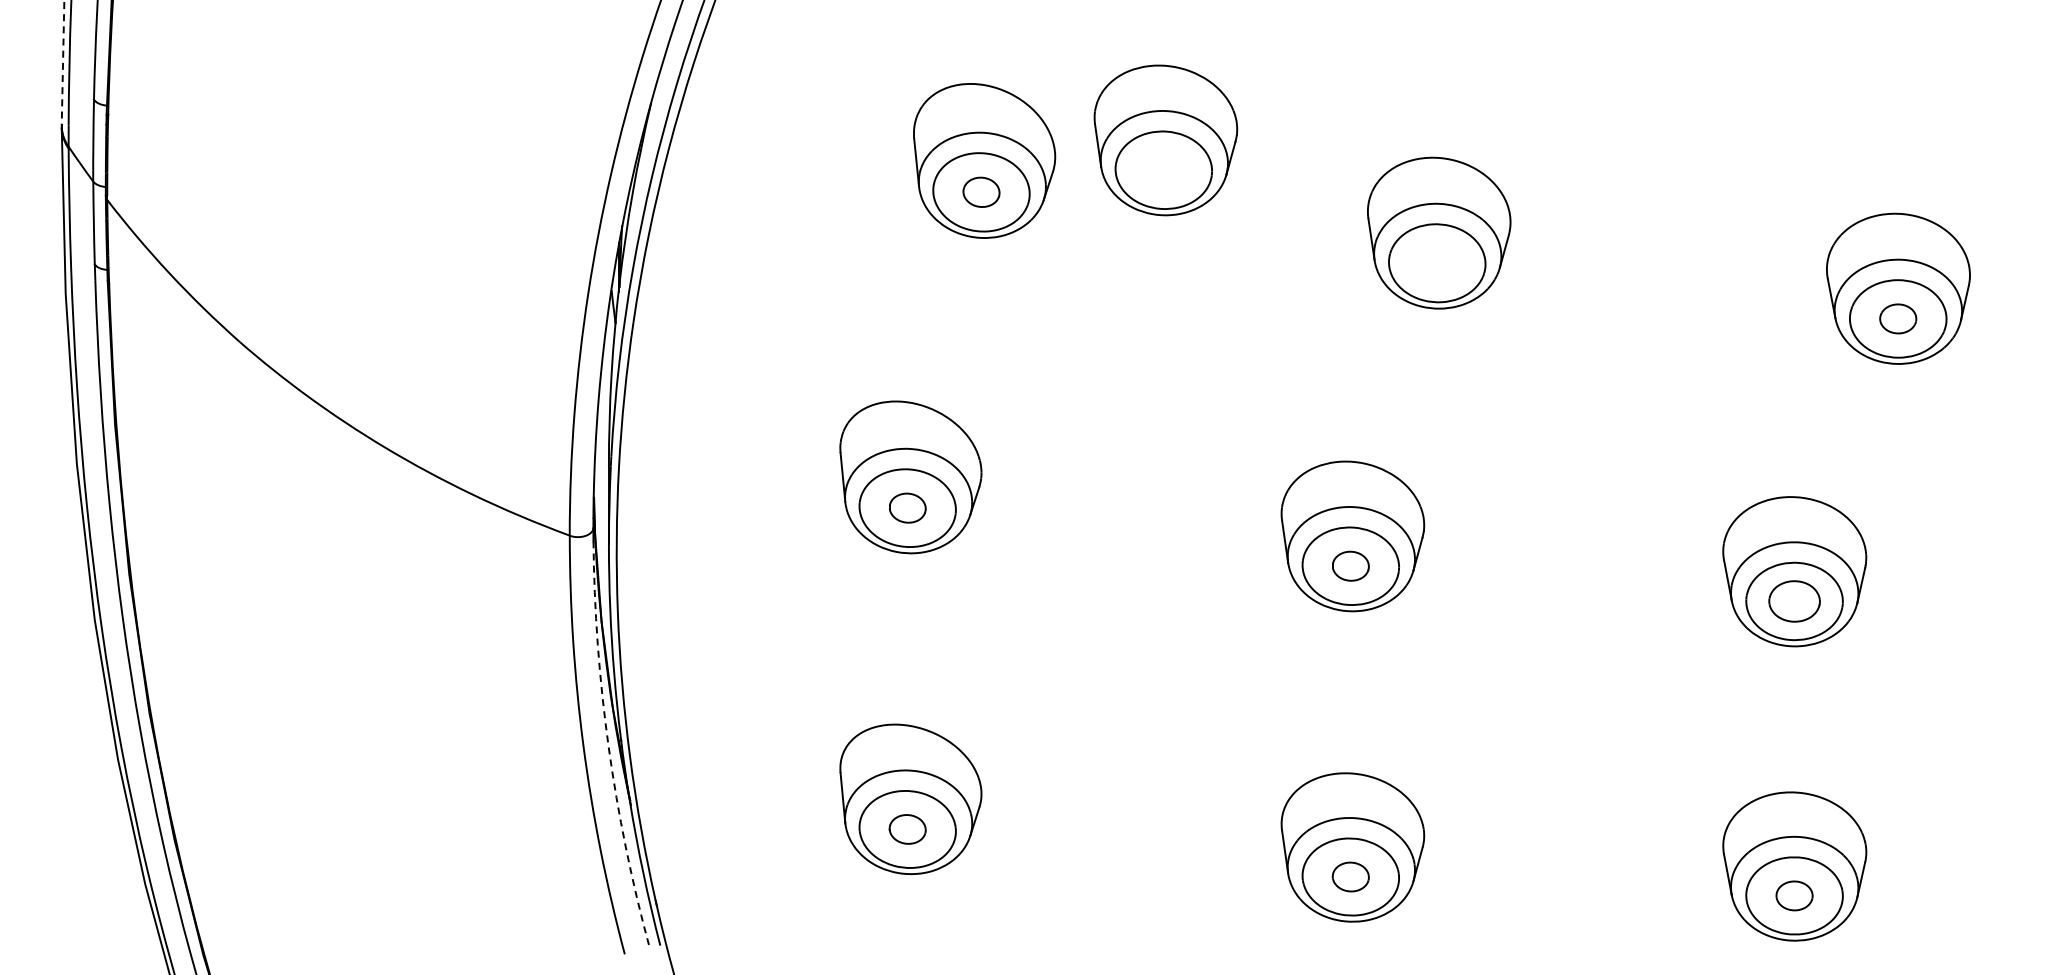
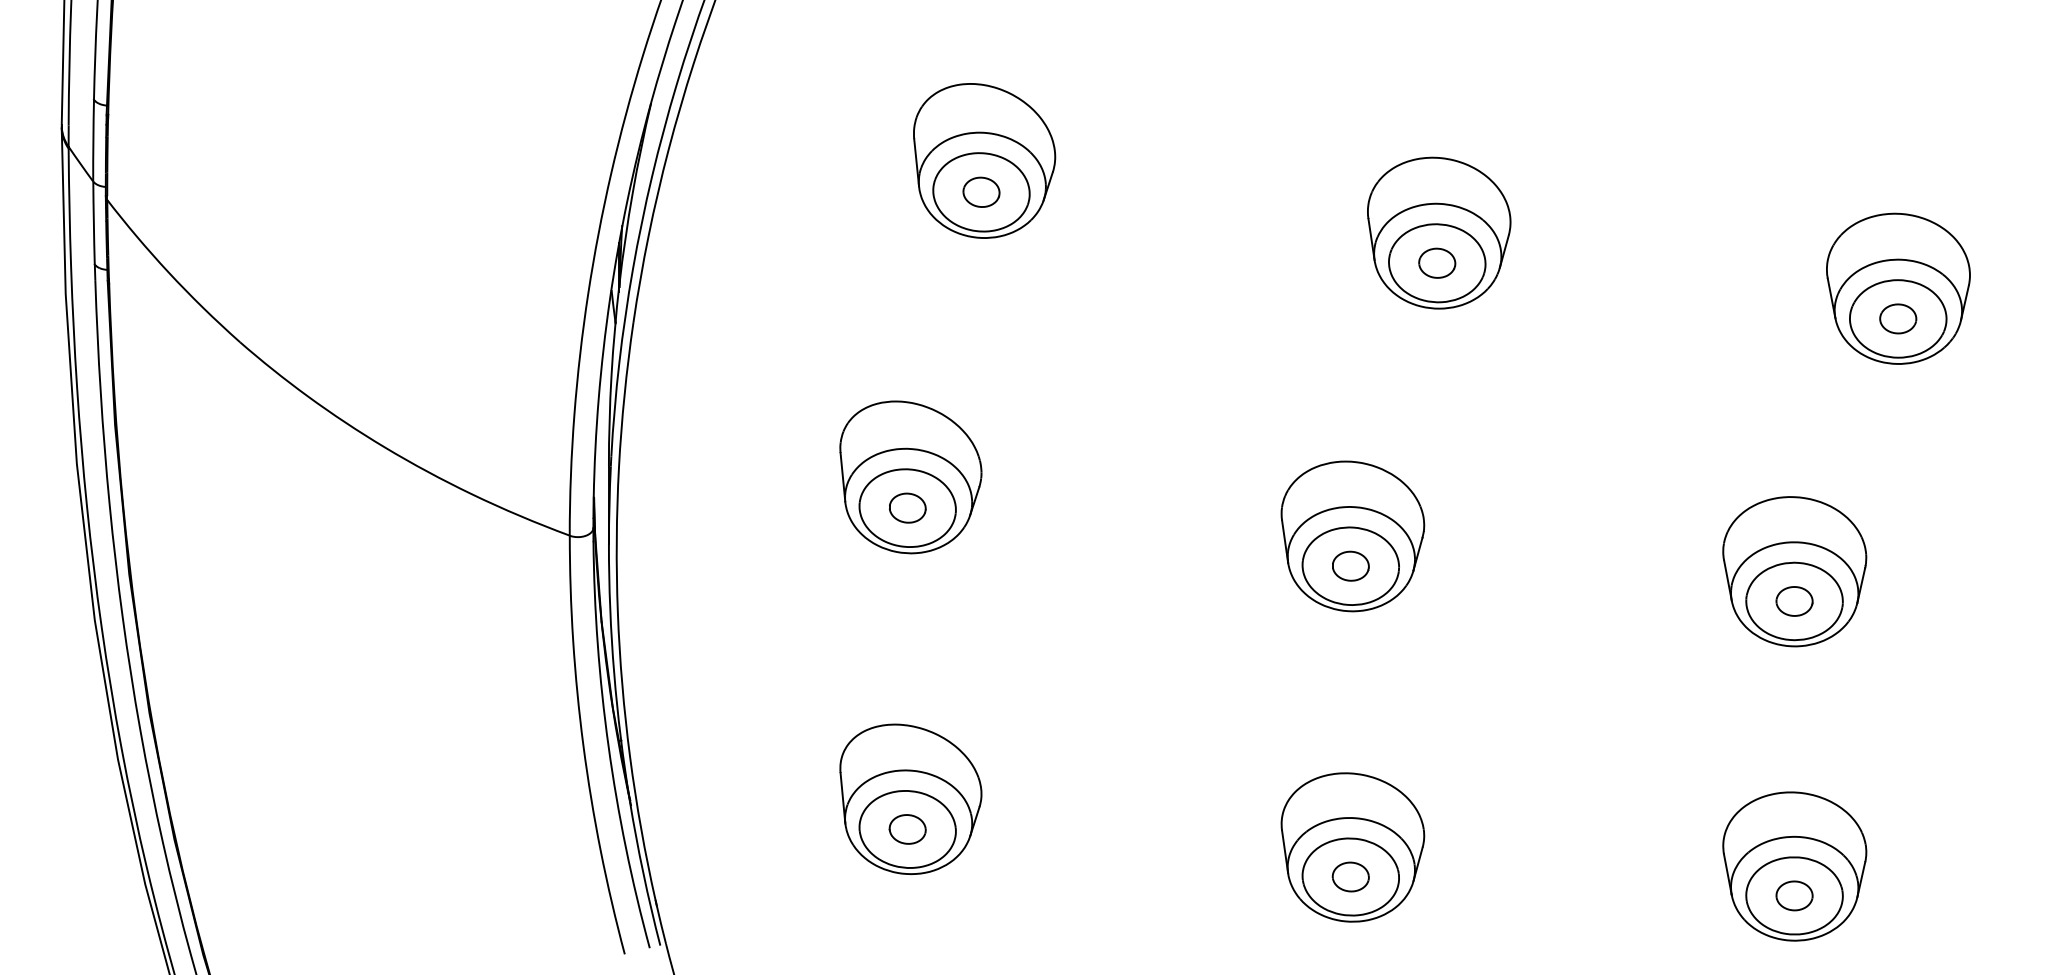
line: dashed -> solid (63, 62)
part: present -> none (1165, 140)
part: none -> present (1437, 262)
part size: 53x43 px -> 39x31 px (1794, 601)
arc: dashed -> solid (608, 746)
